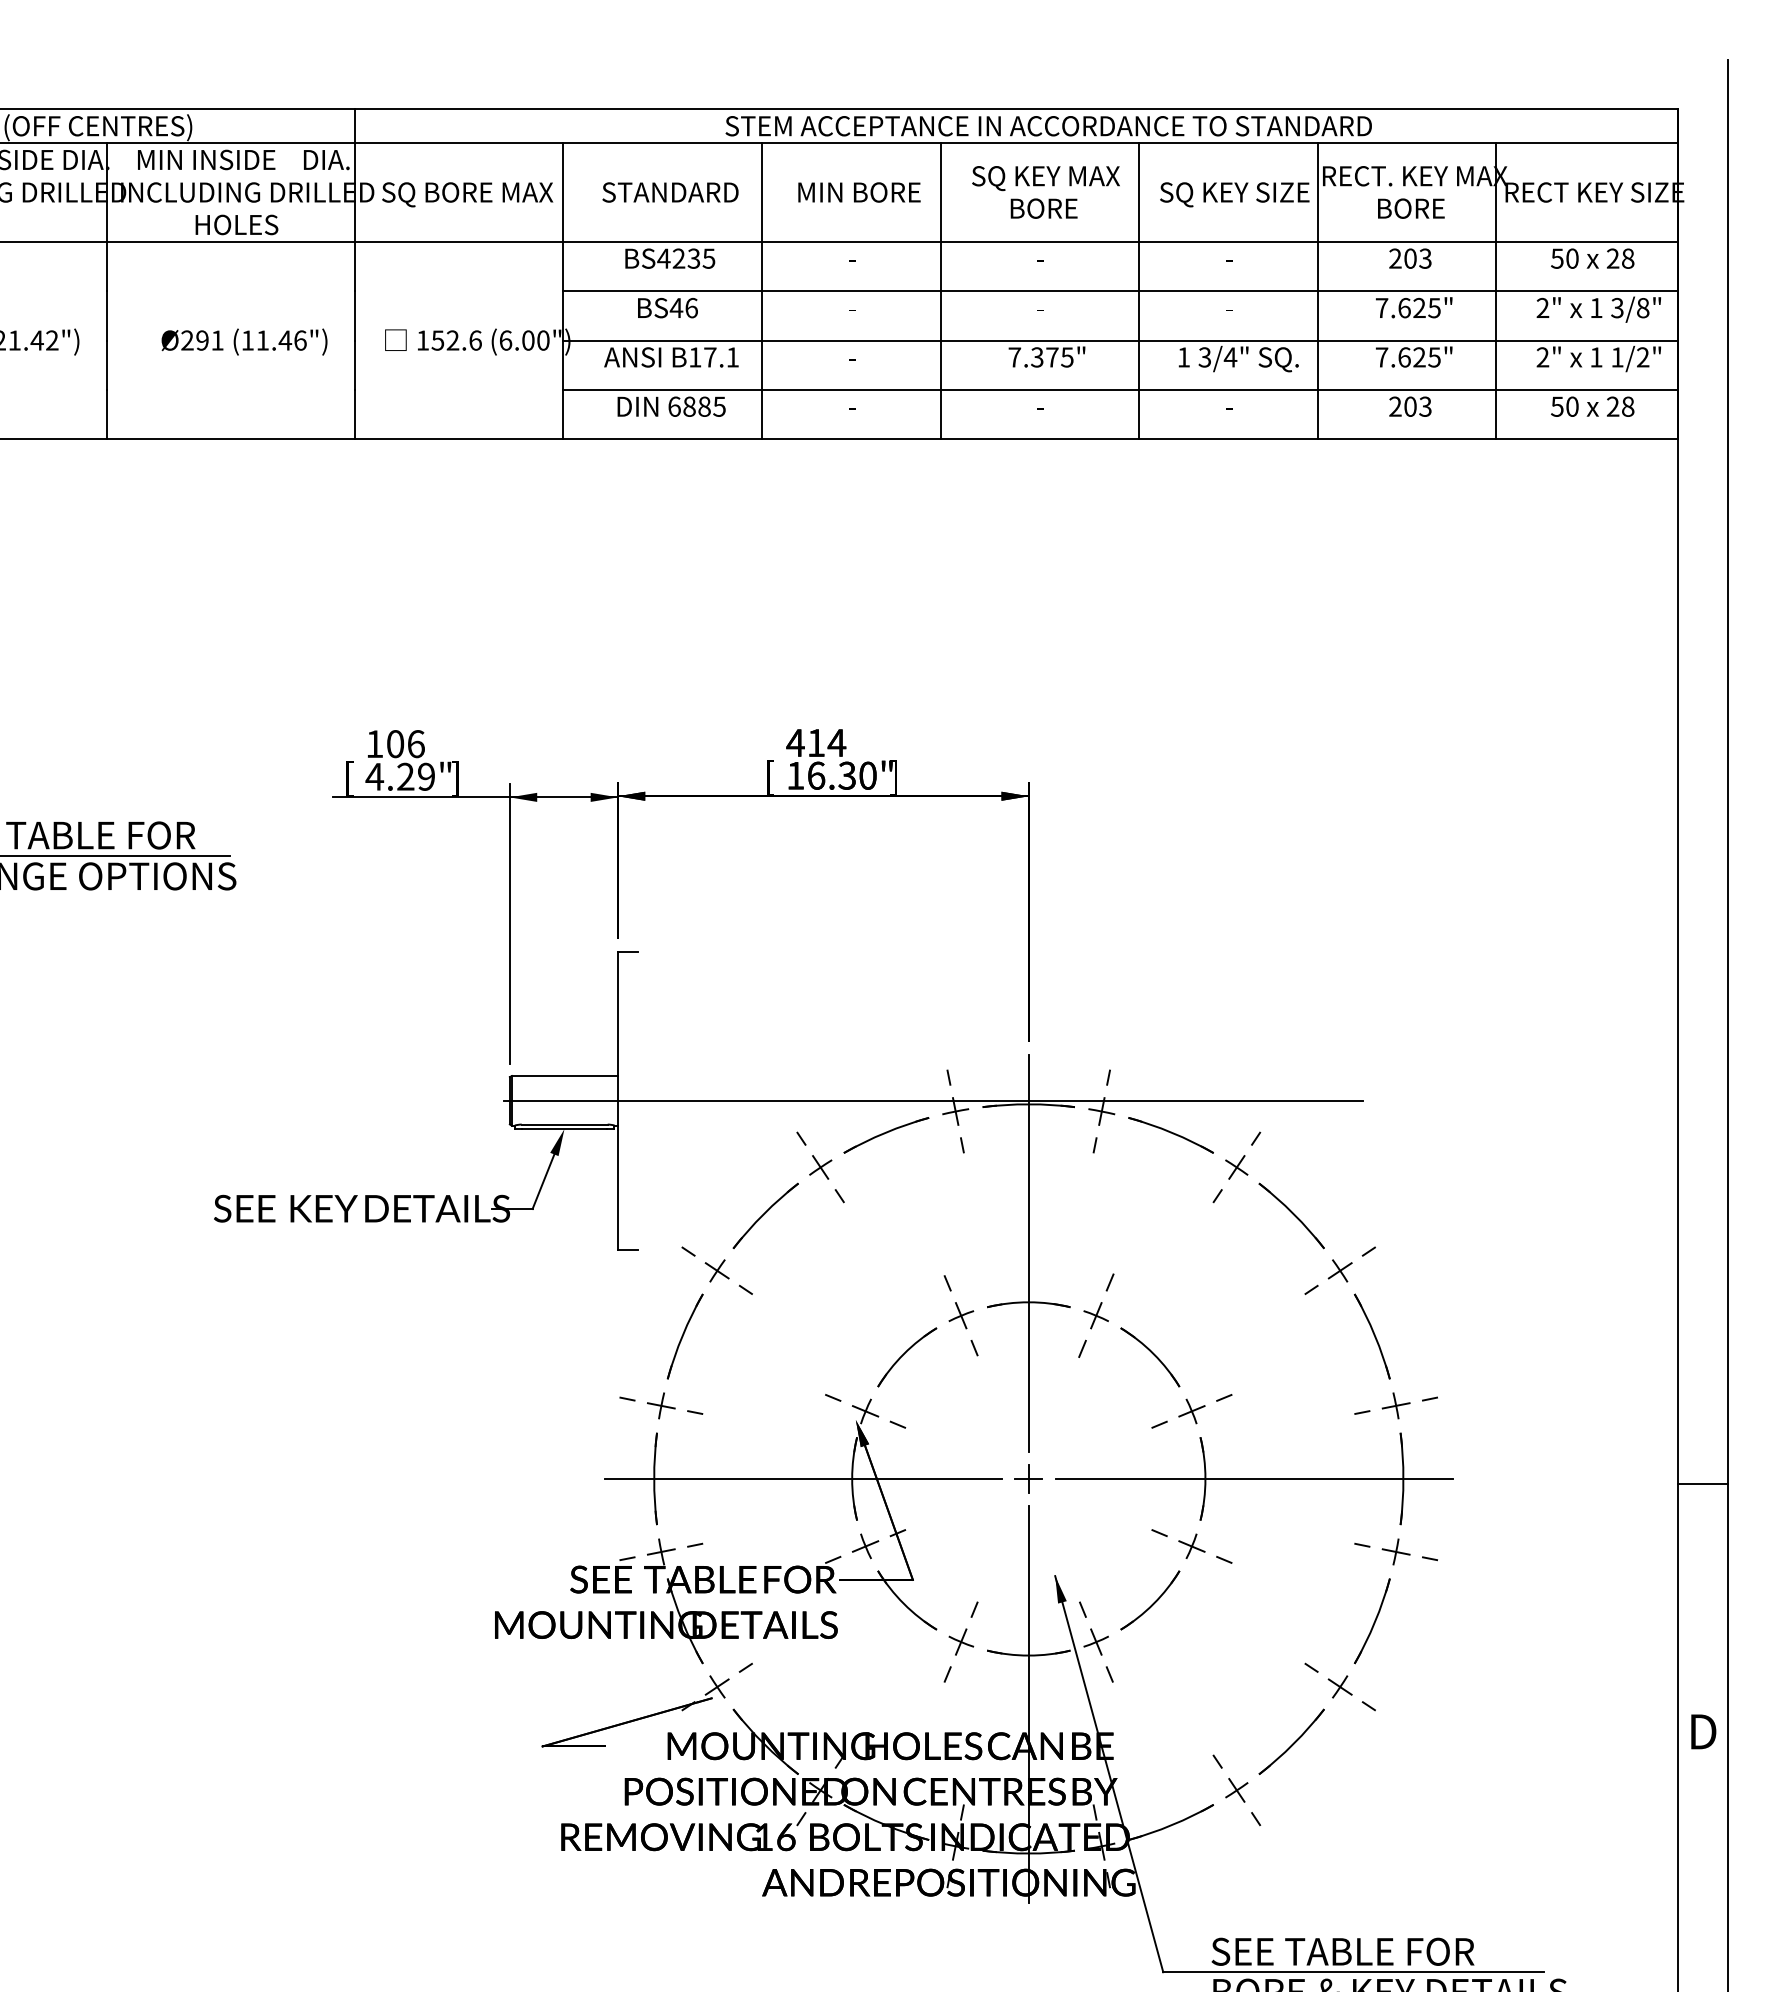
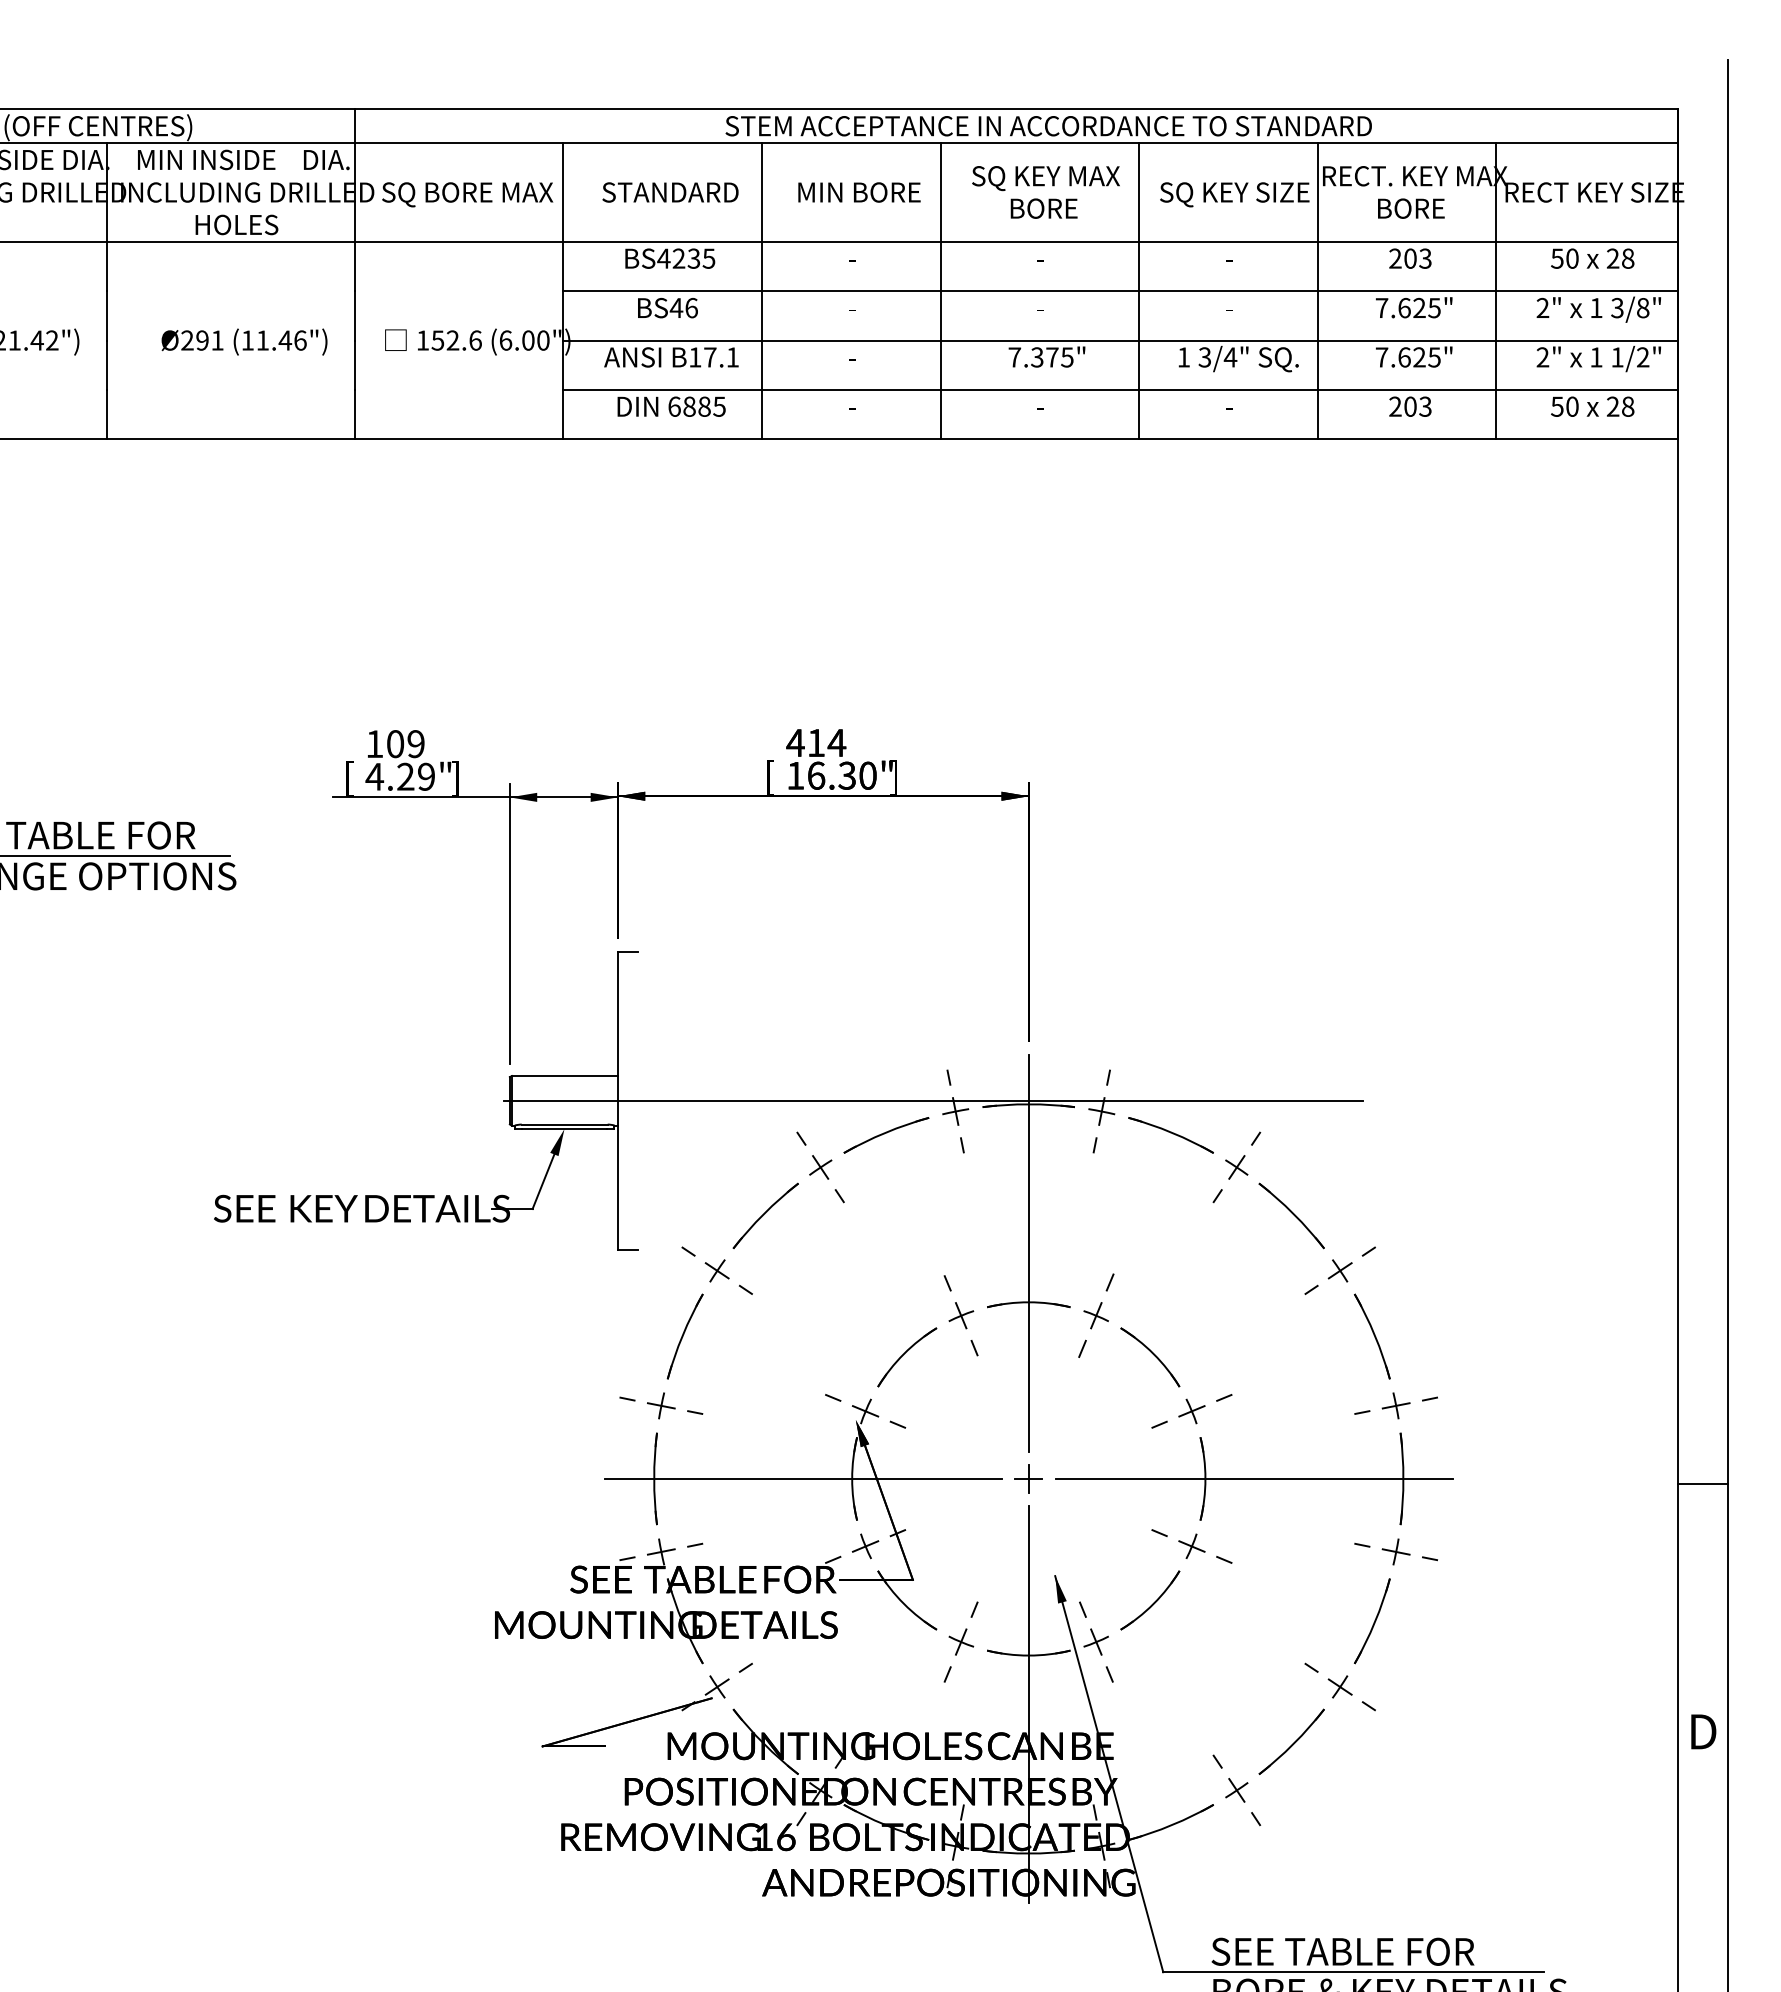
text: 106 -> 109 (415, 744)
